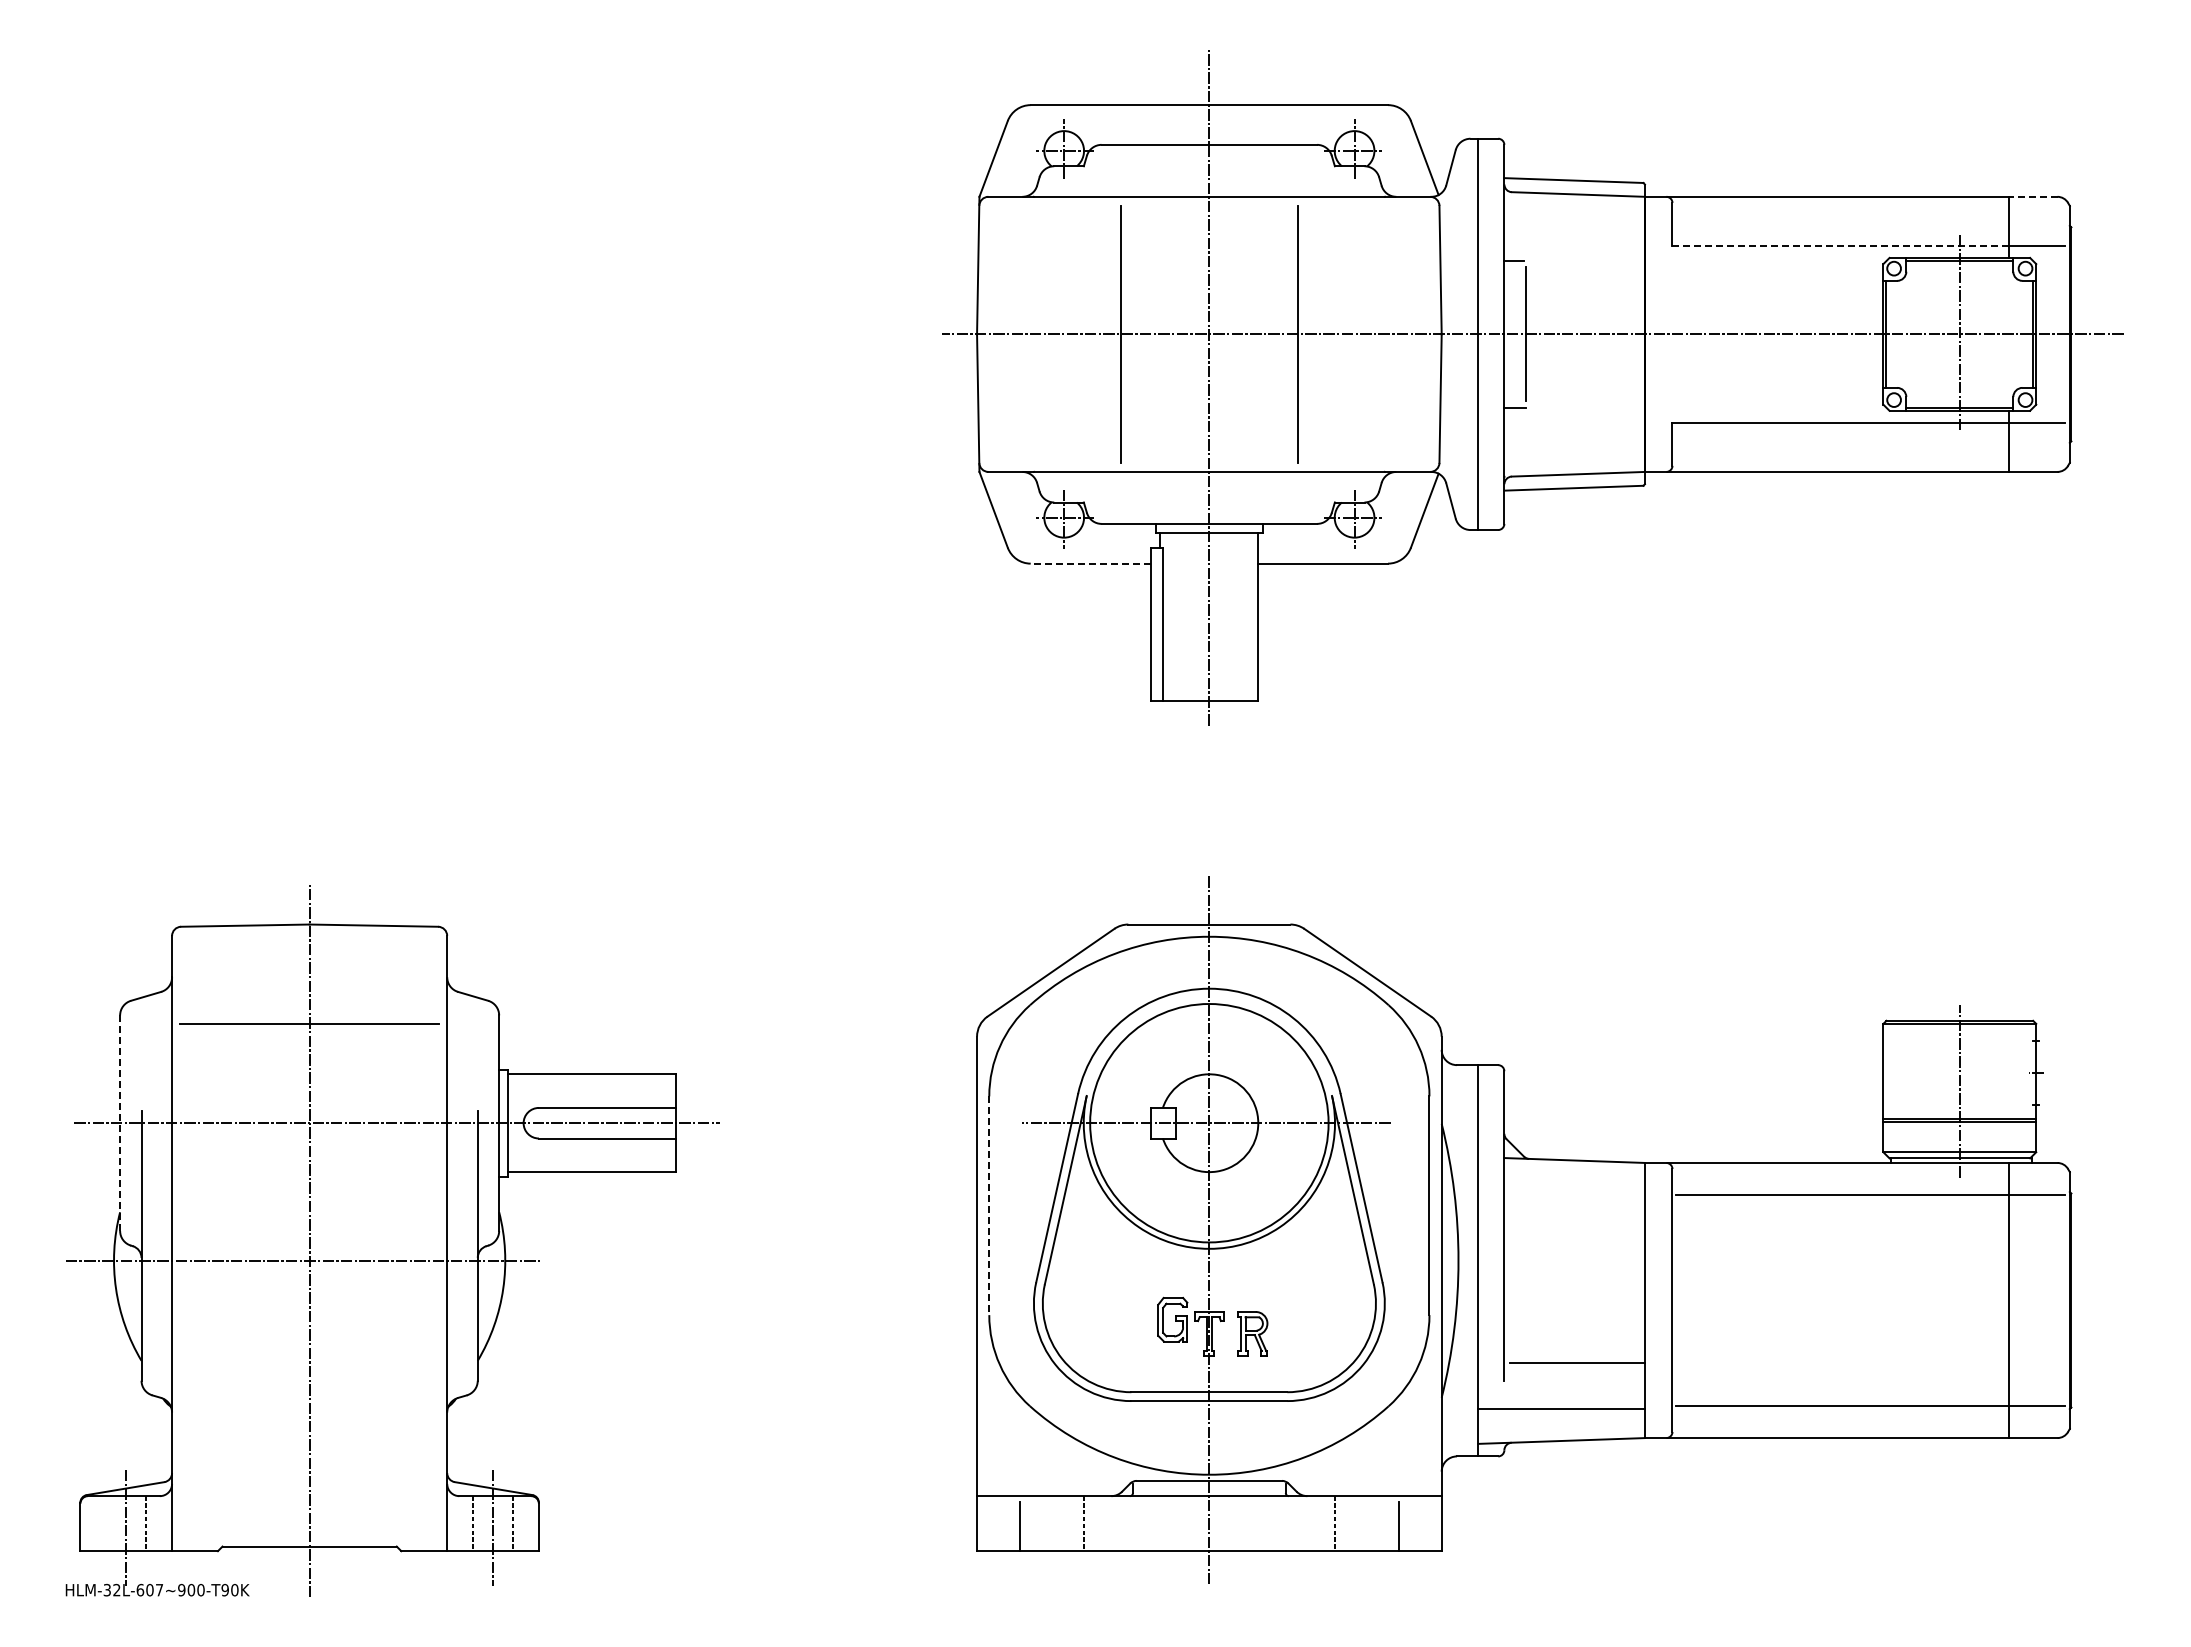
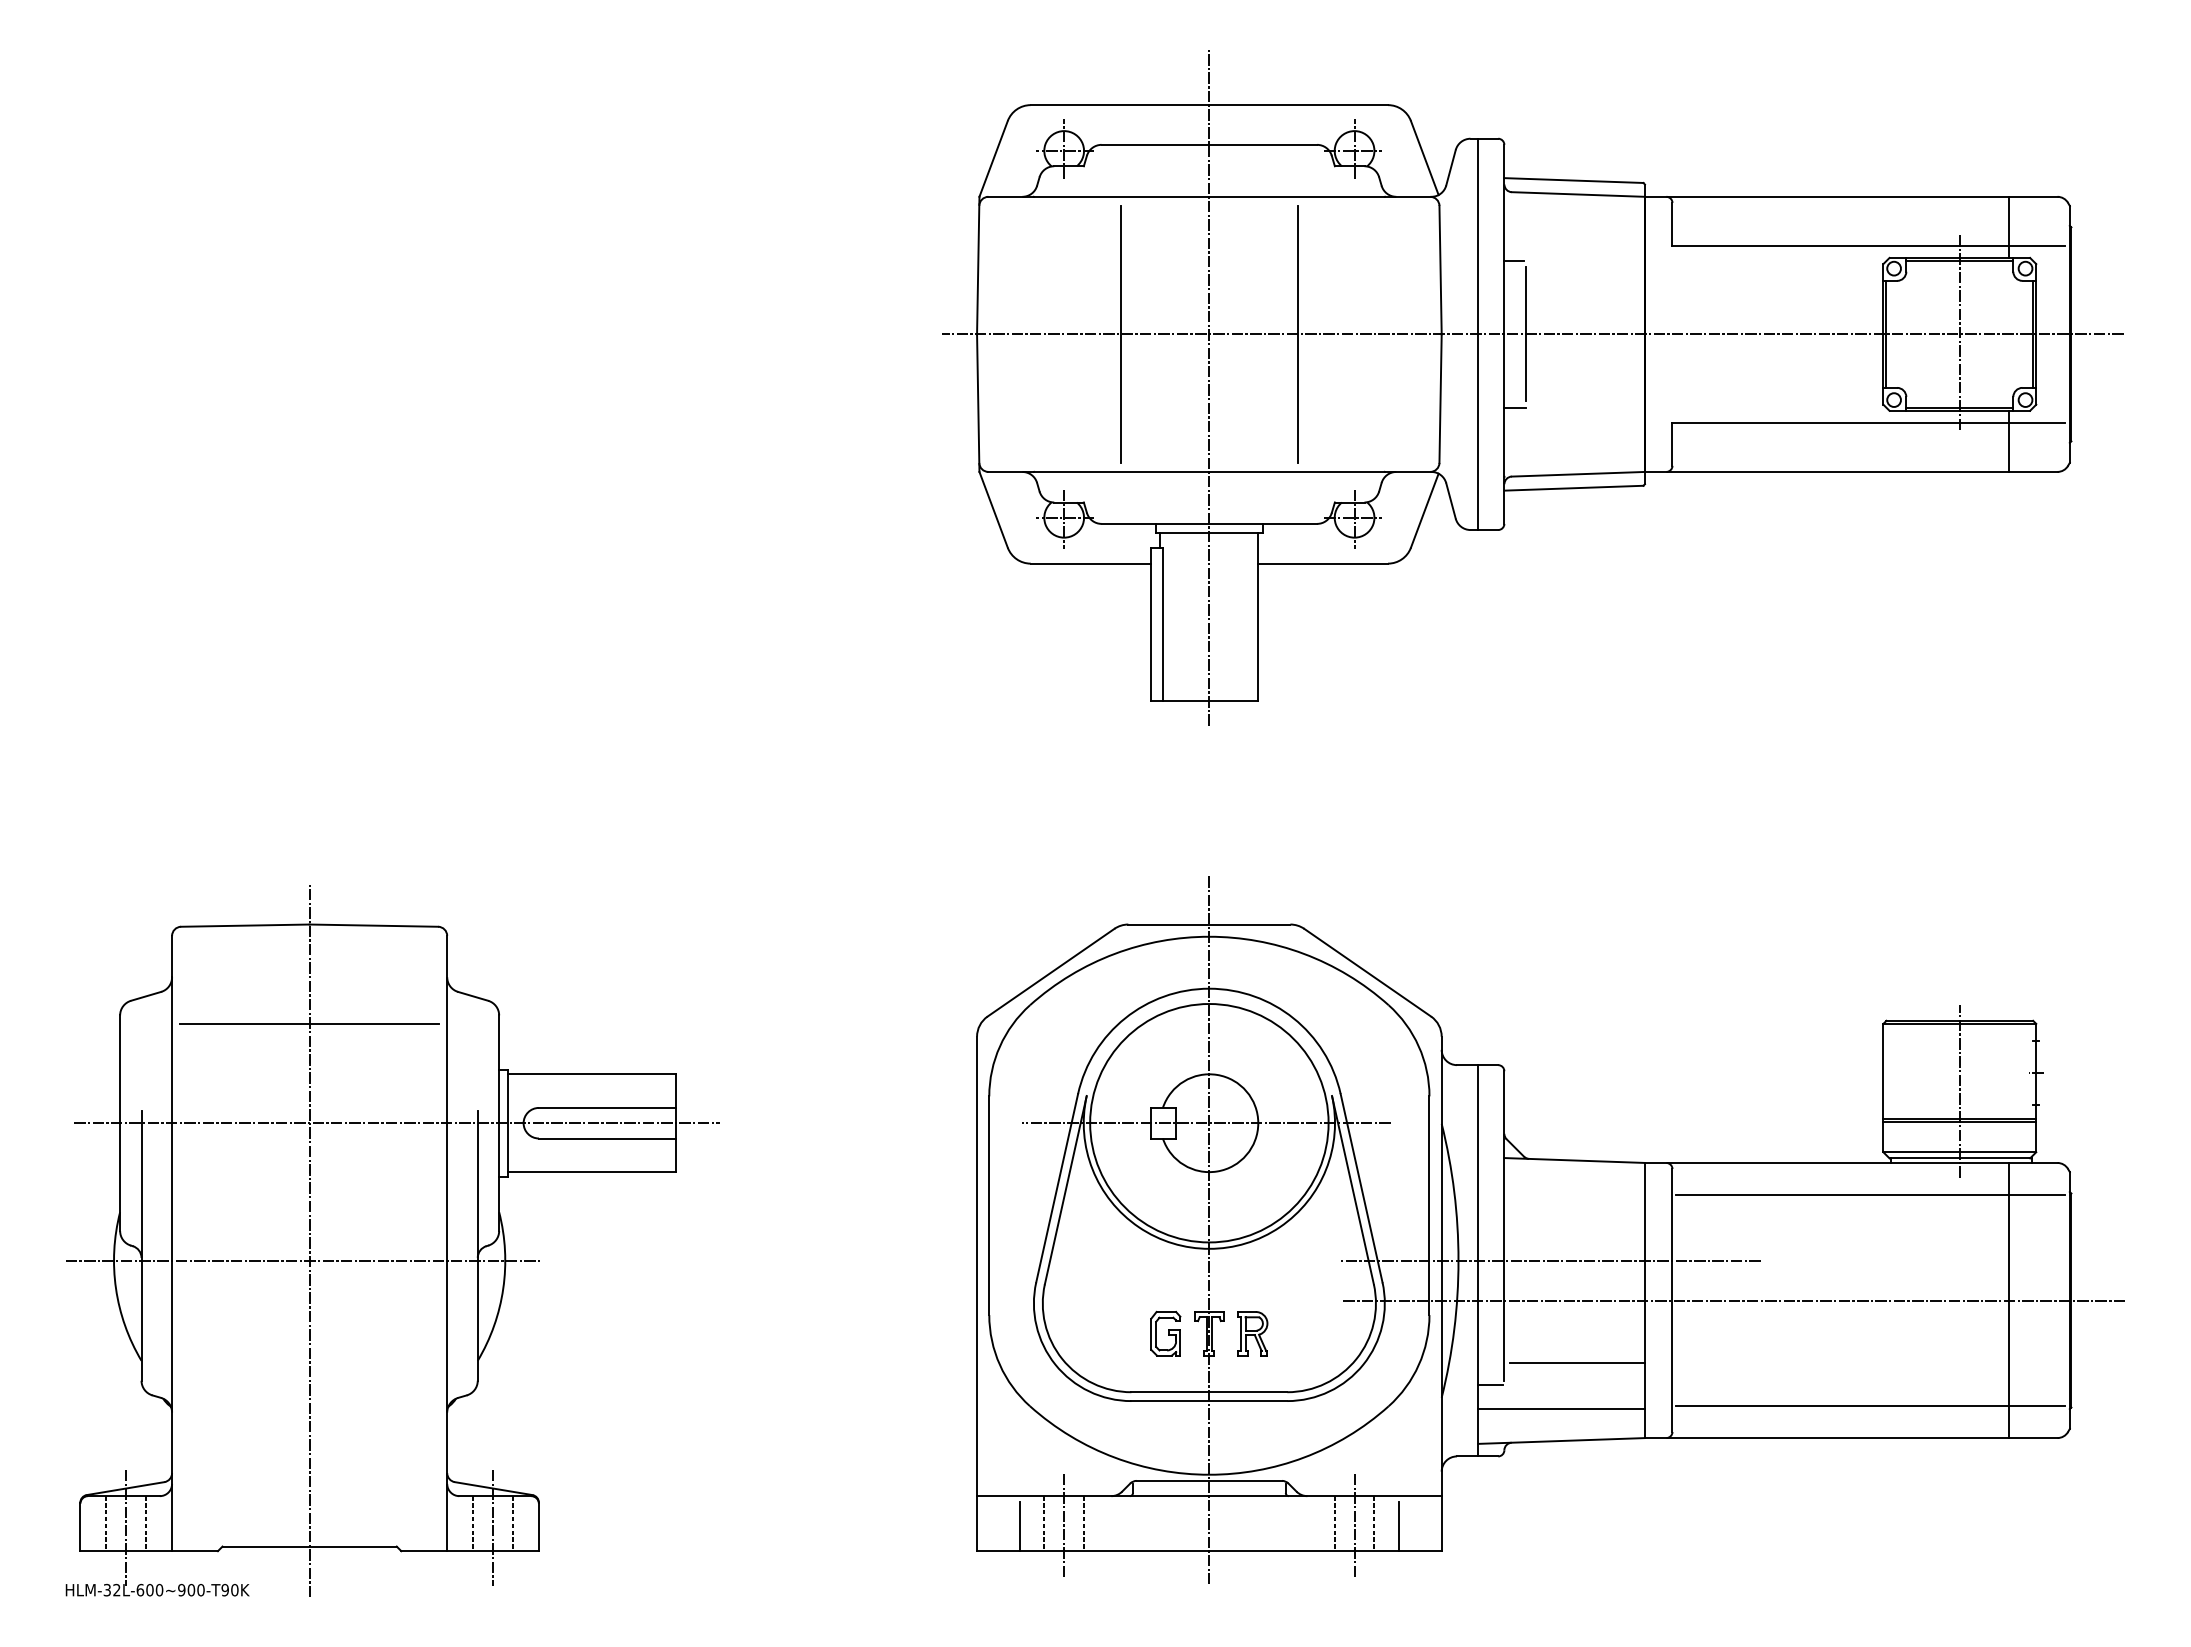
line: dashed -> solid (2032, 196)
line: dashed -> solid (1840, 245)
line: dashed -> solid (1090, 563)
line: dashed -> solid (120, 1123)
line: dashed -> solid (989, 1206)
line: none -> present (1550, 1260)
line: none -> present (1733, 1300)
part position: (1172, 1319) -> (1165, 1333) (1165, 1333)
line: none -> present (1490, 1384)
line: none -> present (106, 1523)
line: none -> present (1044, 1523)
line: none -> present (1374, 1523)
line: none -> present (1064, 1525)
line: none -> present (1354, 1525)
text: HLM-32L-607~900-T90K -> HLM-32L-600~900-T90K (159, 1589)
